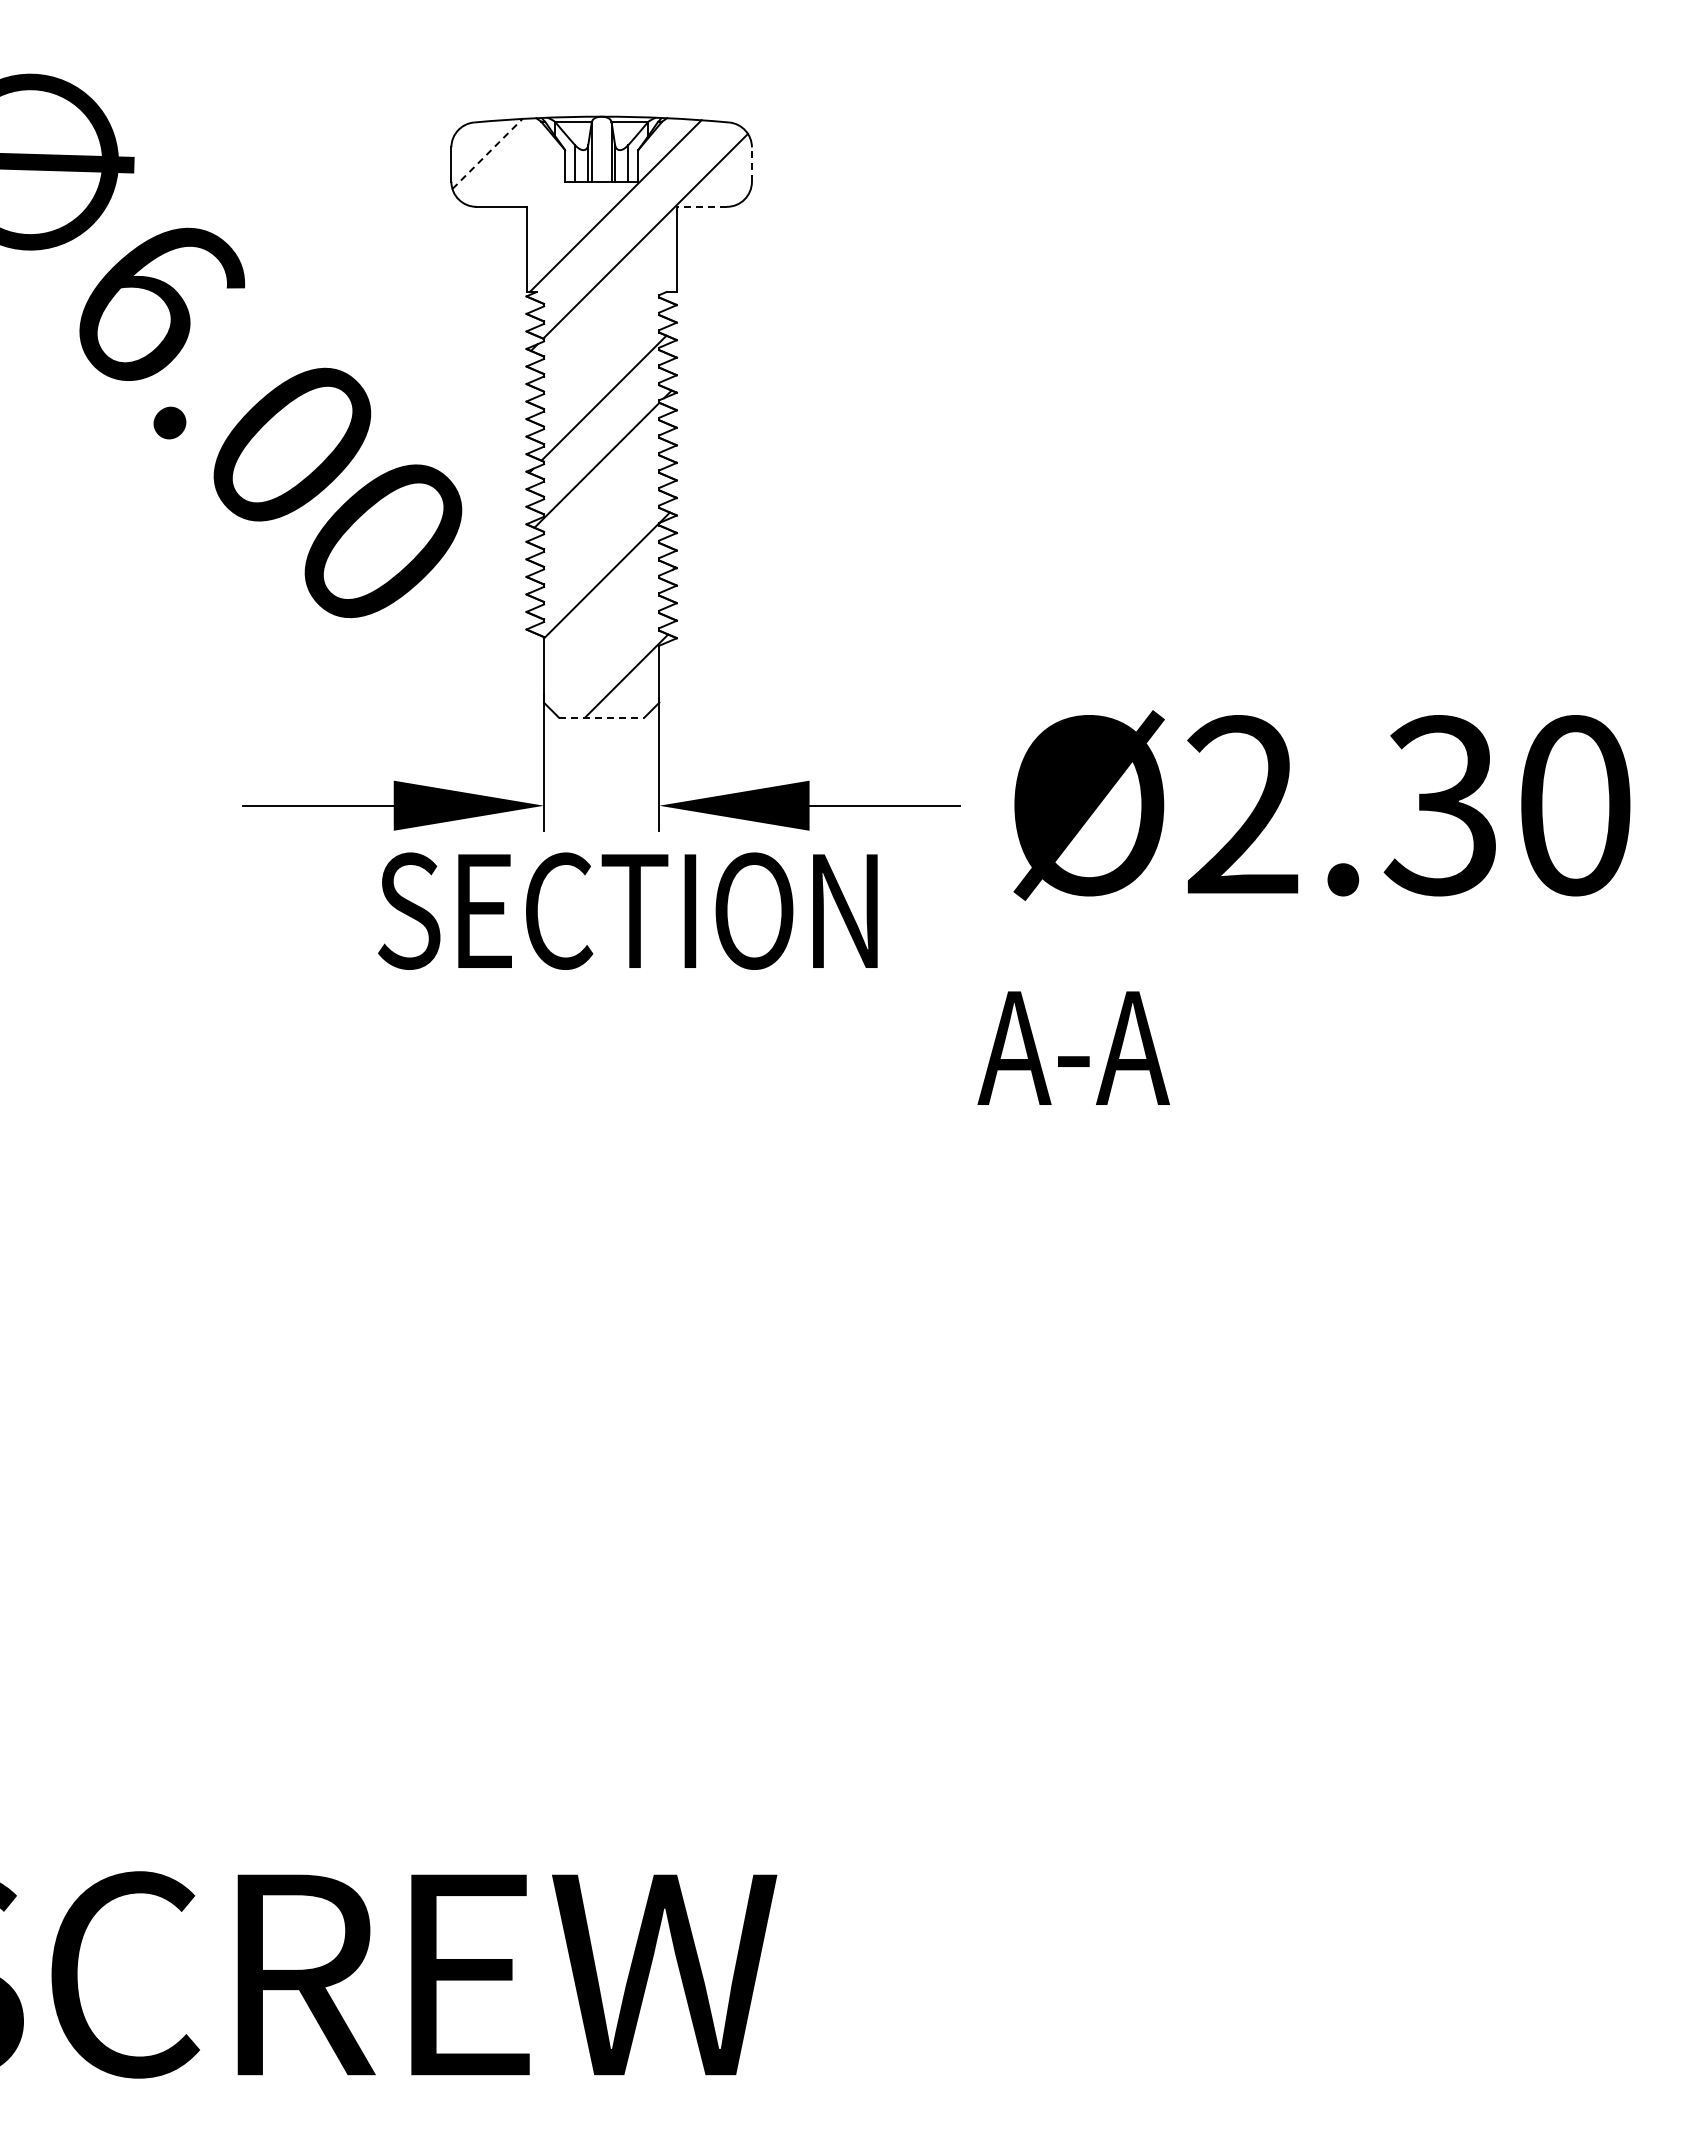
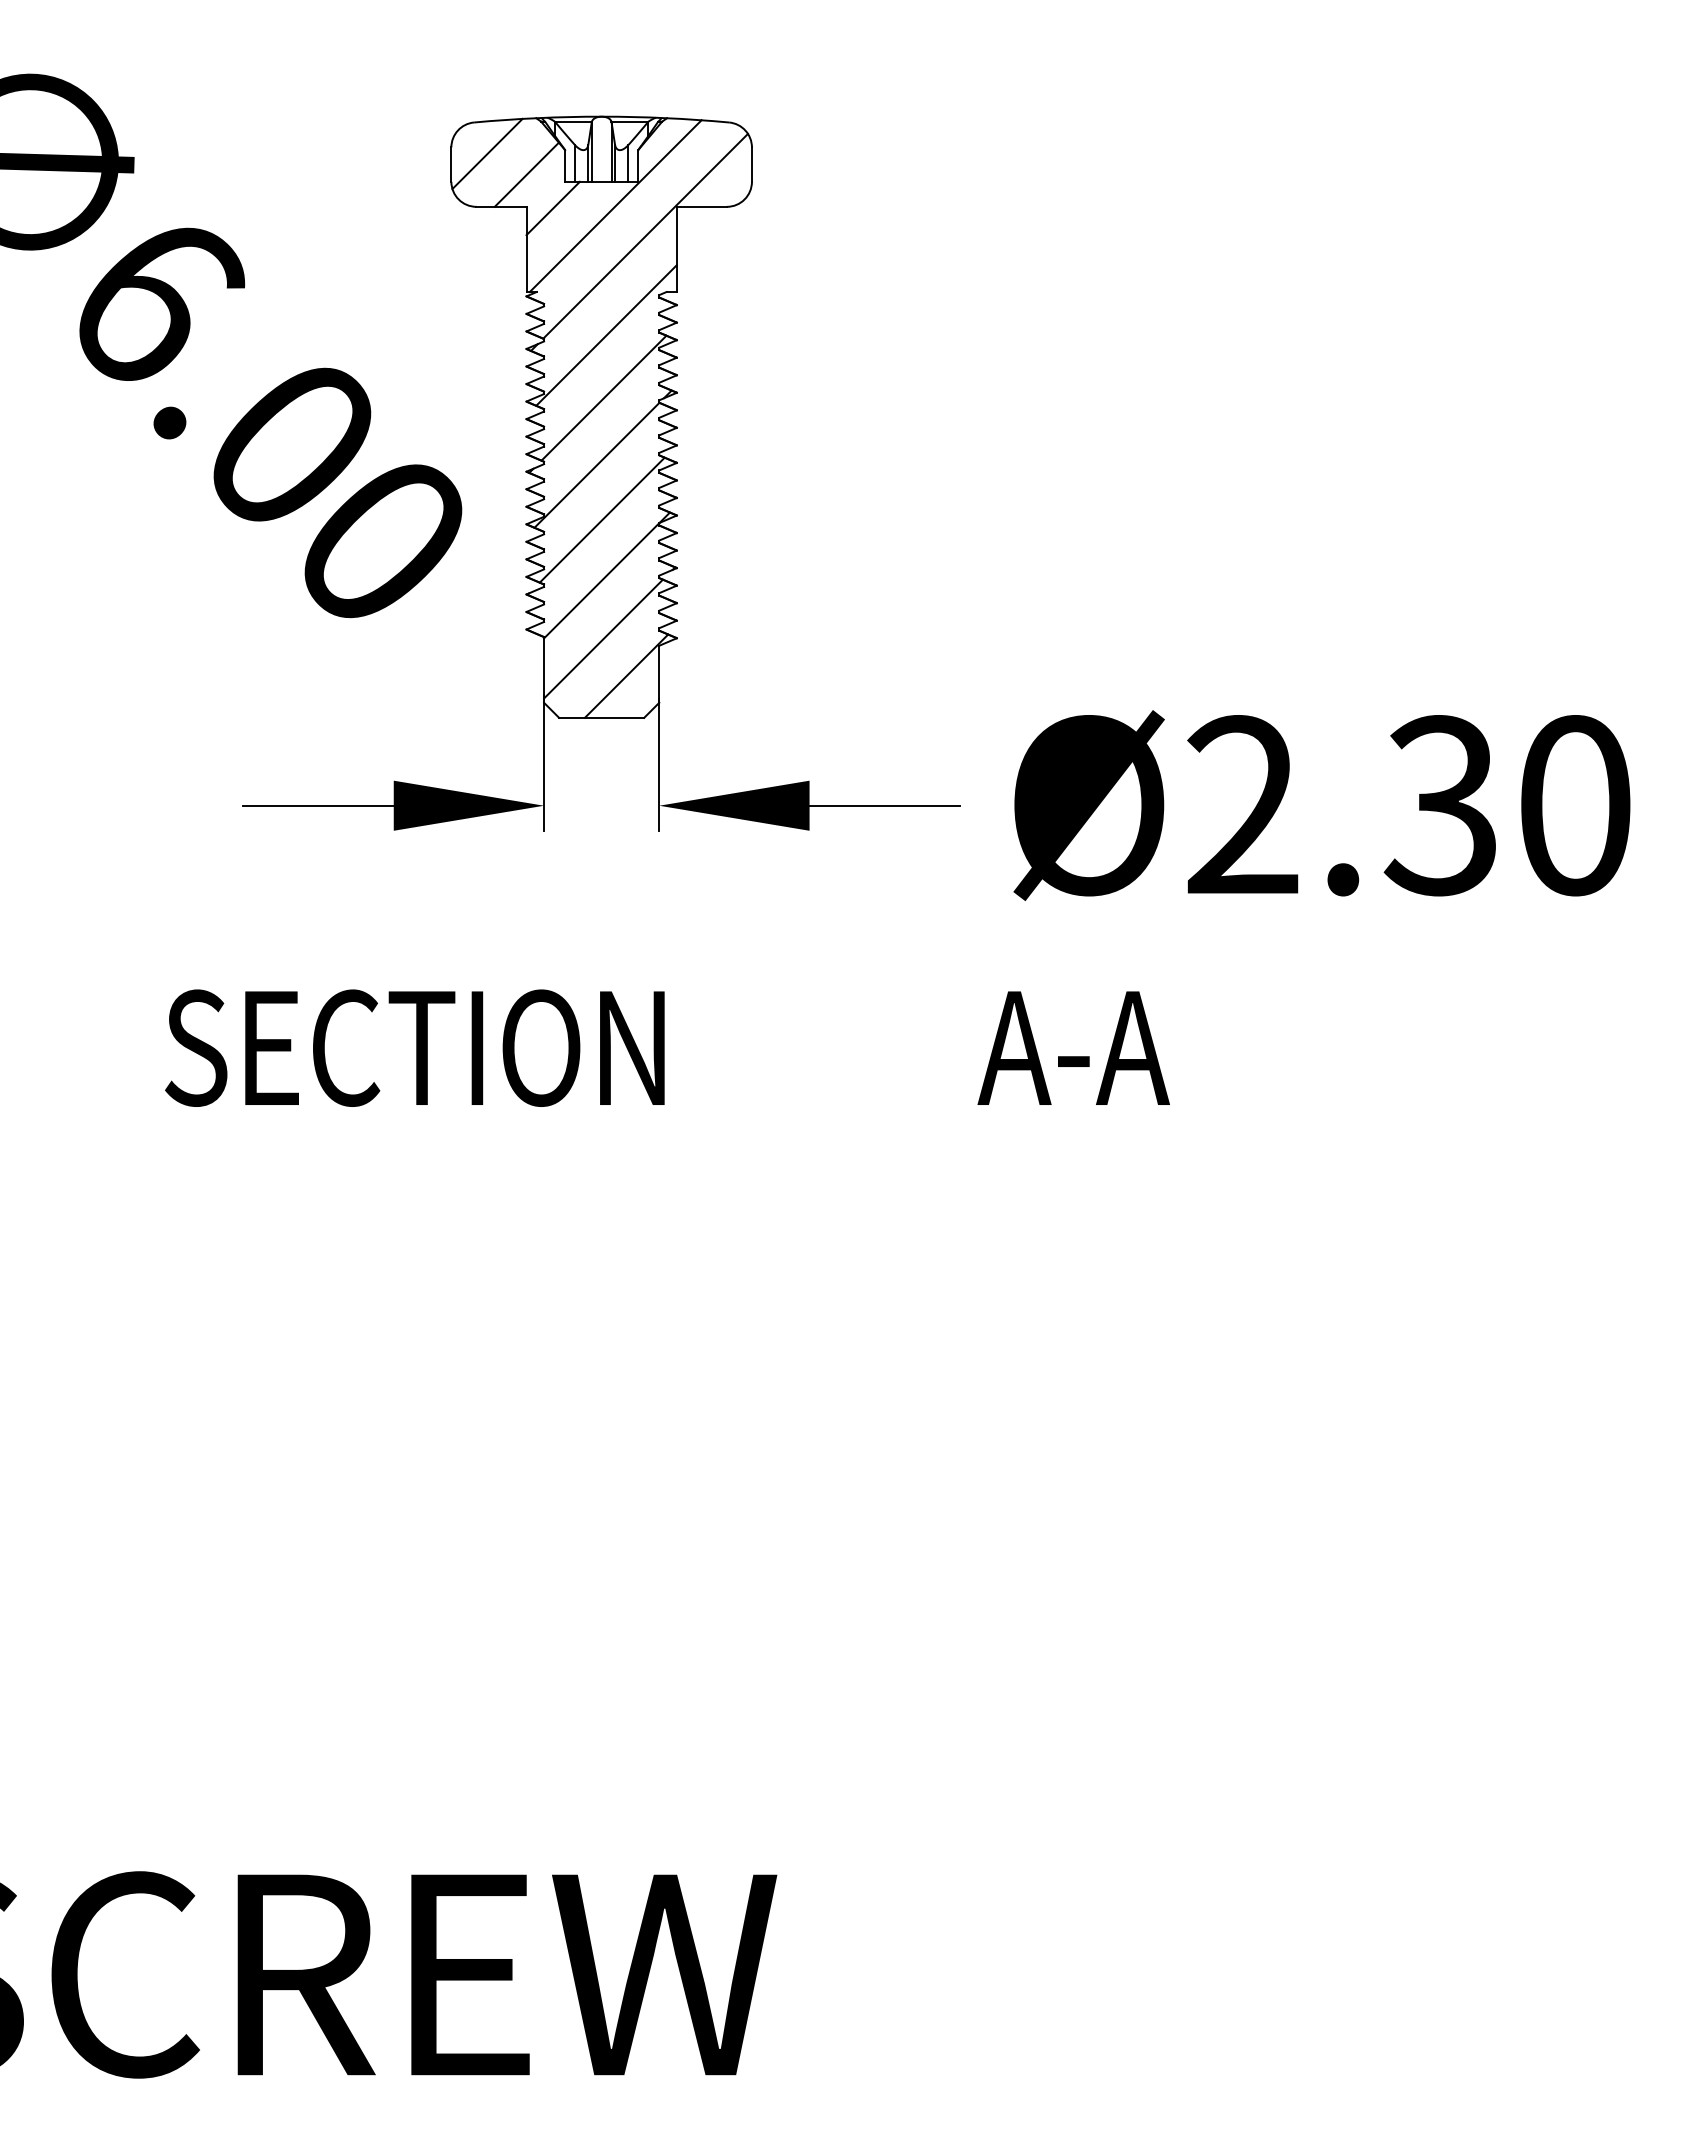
line: dashed -> solid (487, 153)
line: dashed -> solid (751, 164)
line: none -> present (526, 174)
line: dashed -> solid (701, 206)
line: none -> present (552, 208)
line: none -> present (606, 335)
line: none -> present (601, 519)
line: none -> present (603, 638)
line: dashed -> solid (601, 717)
text position: (627, 910) -> (414, 1047) (414, 1047)
